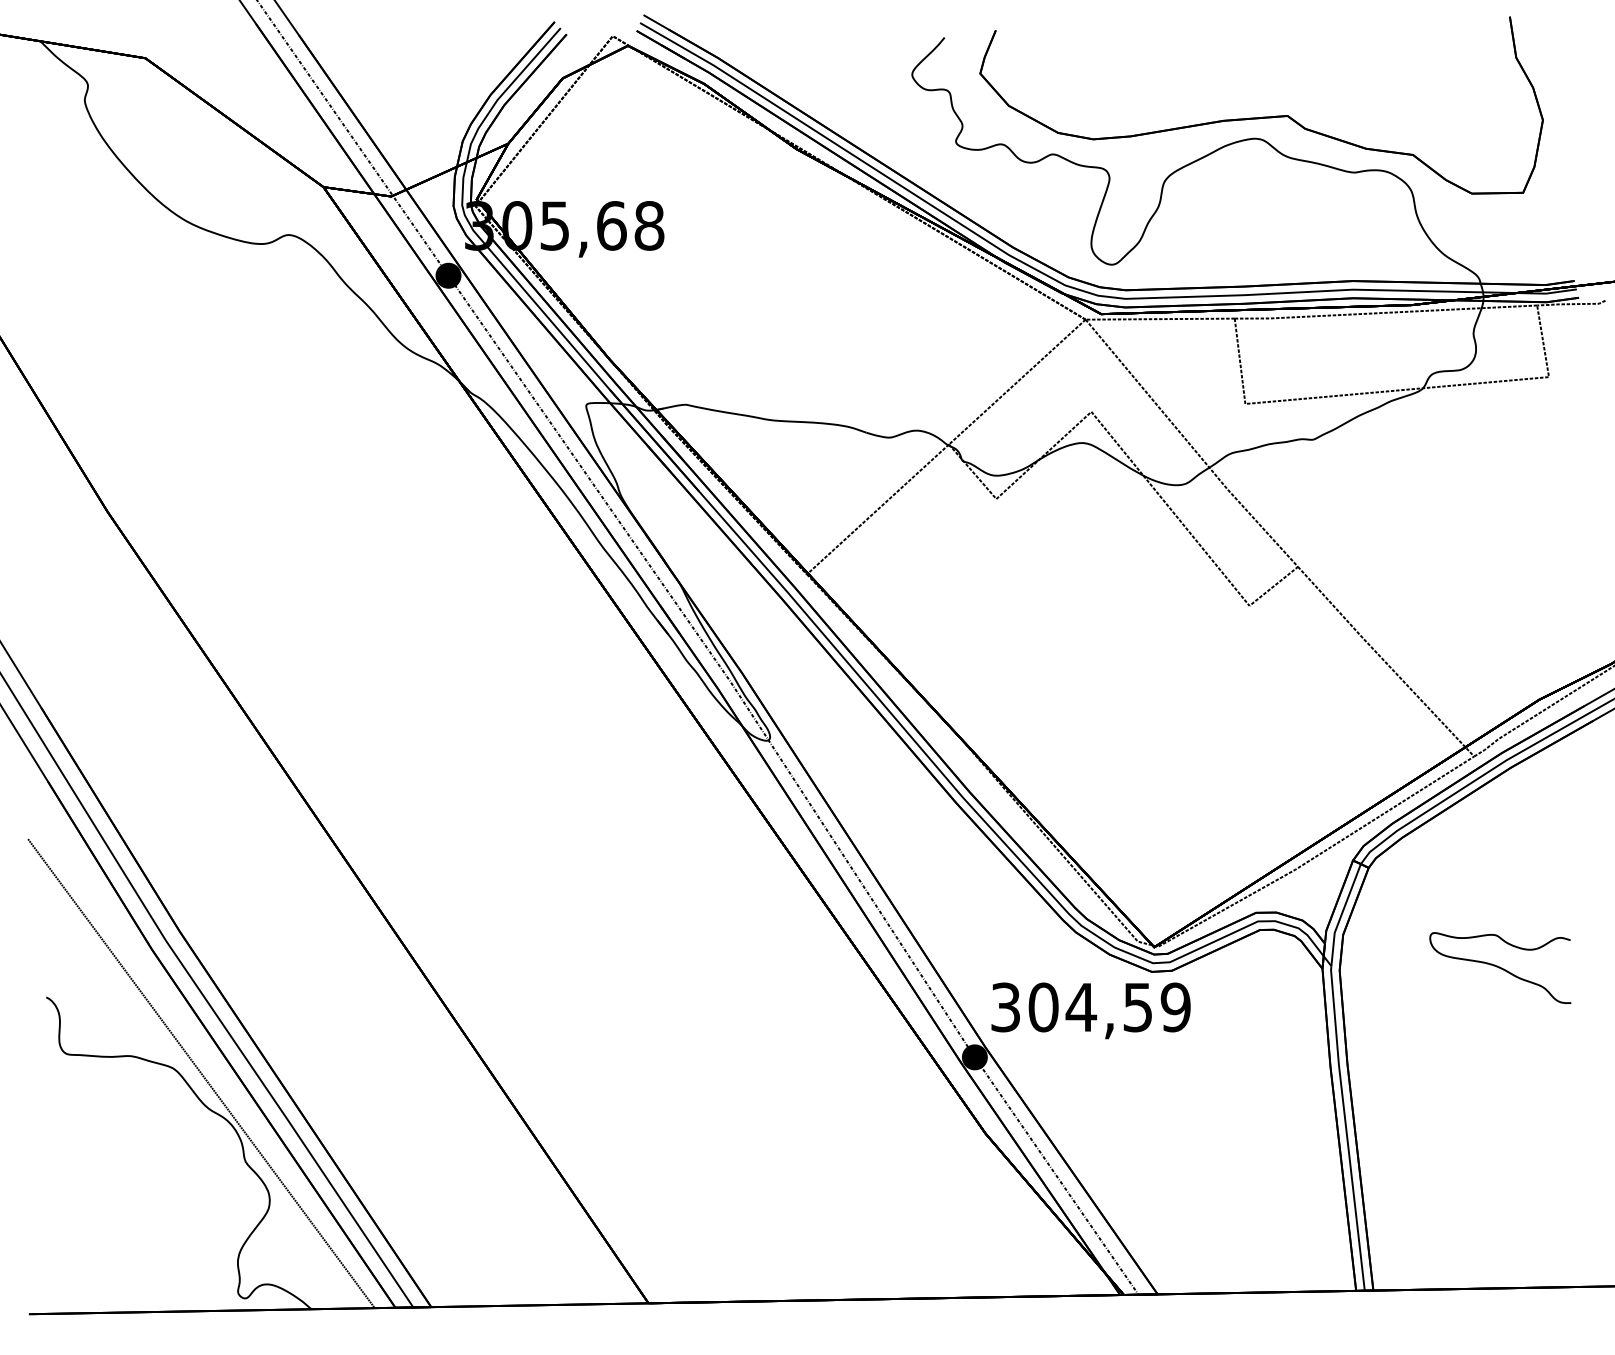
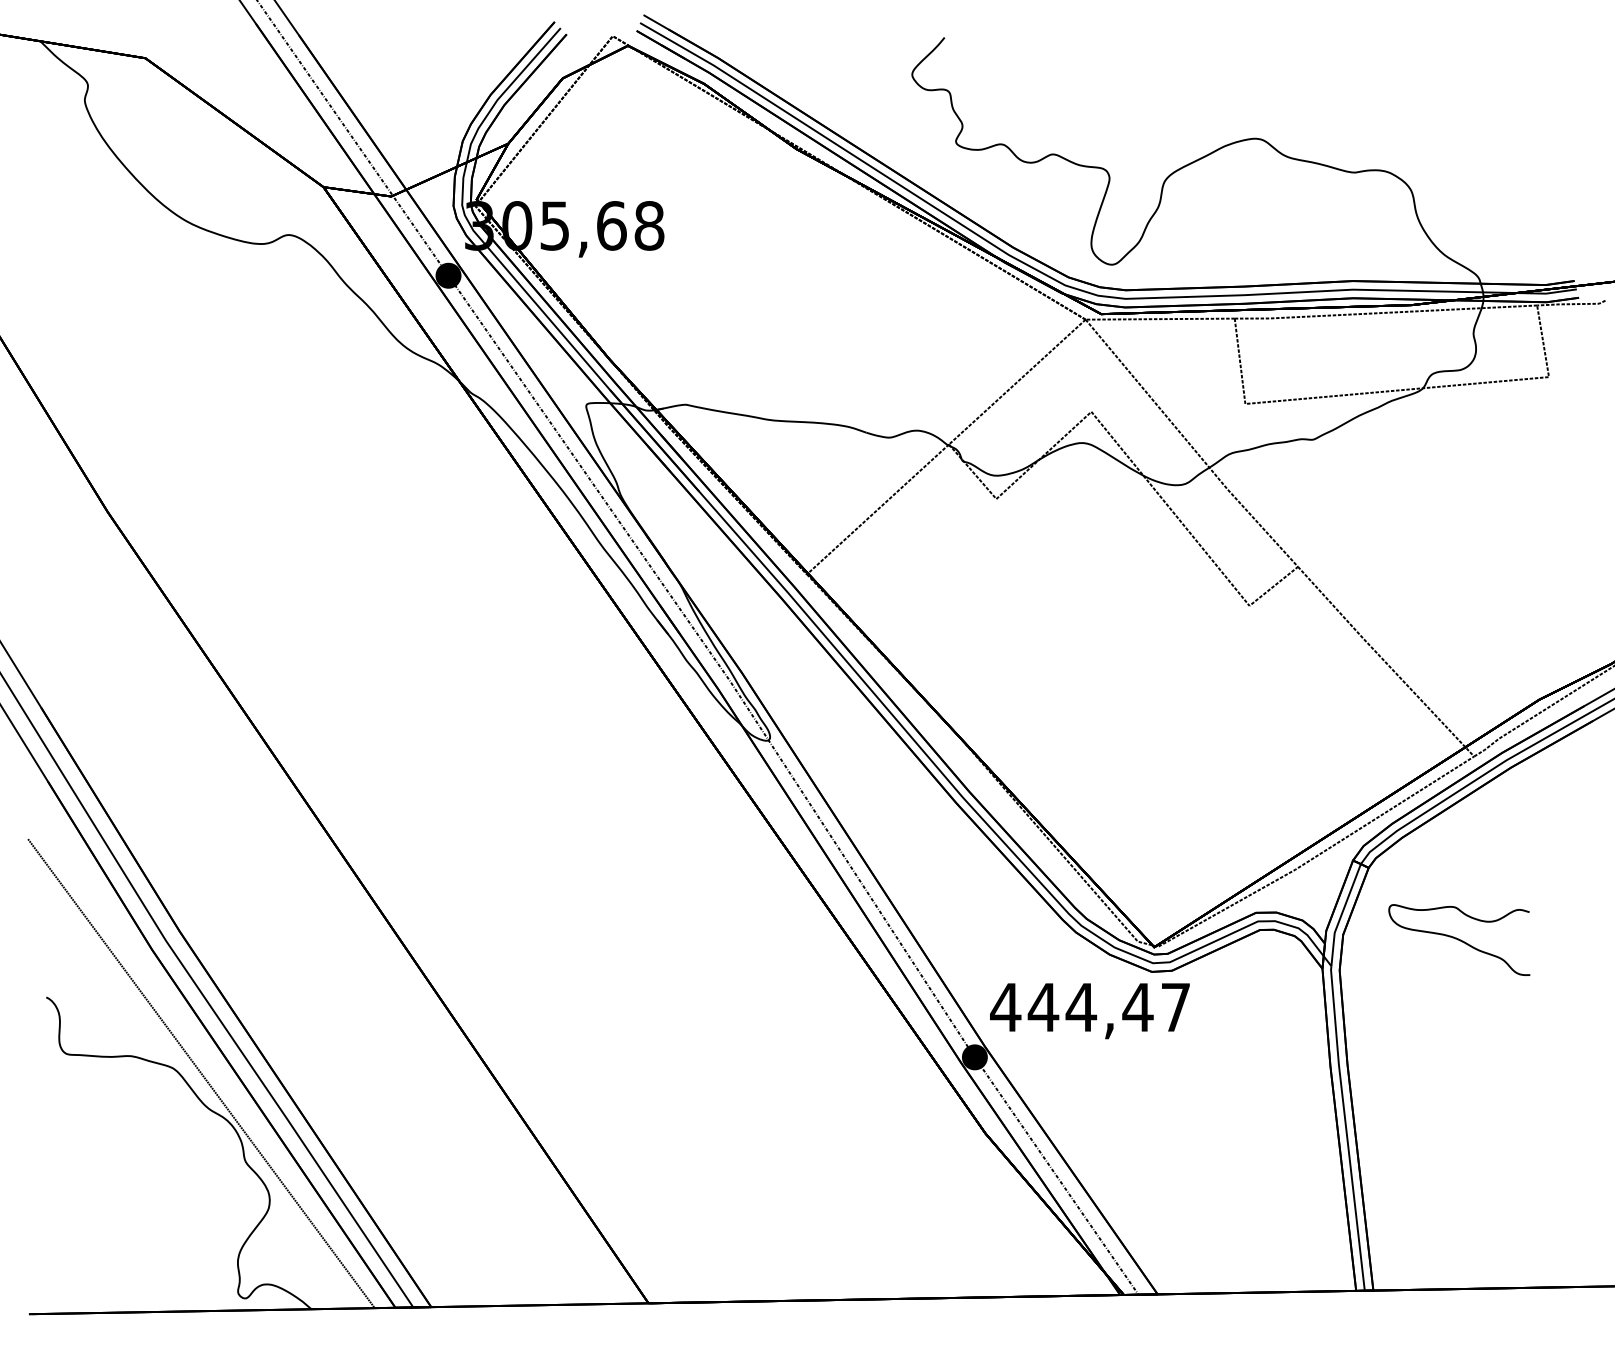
part: present -> none (1262, 116)
curve position: (1500, 967) -> (1459, 939) (1459, 939)
text: 304,59 -> 444,47 (1090, 1007)
